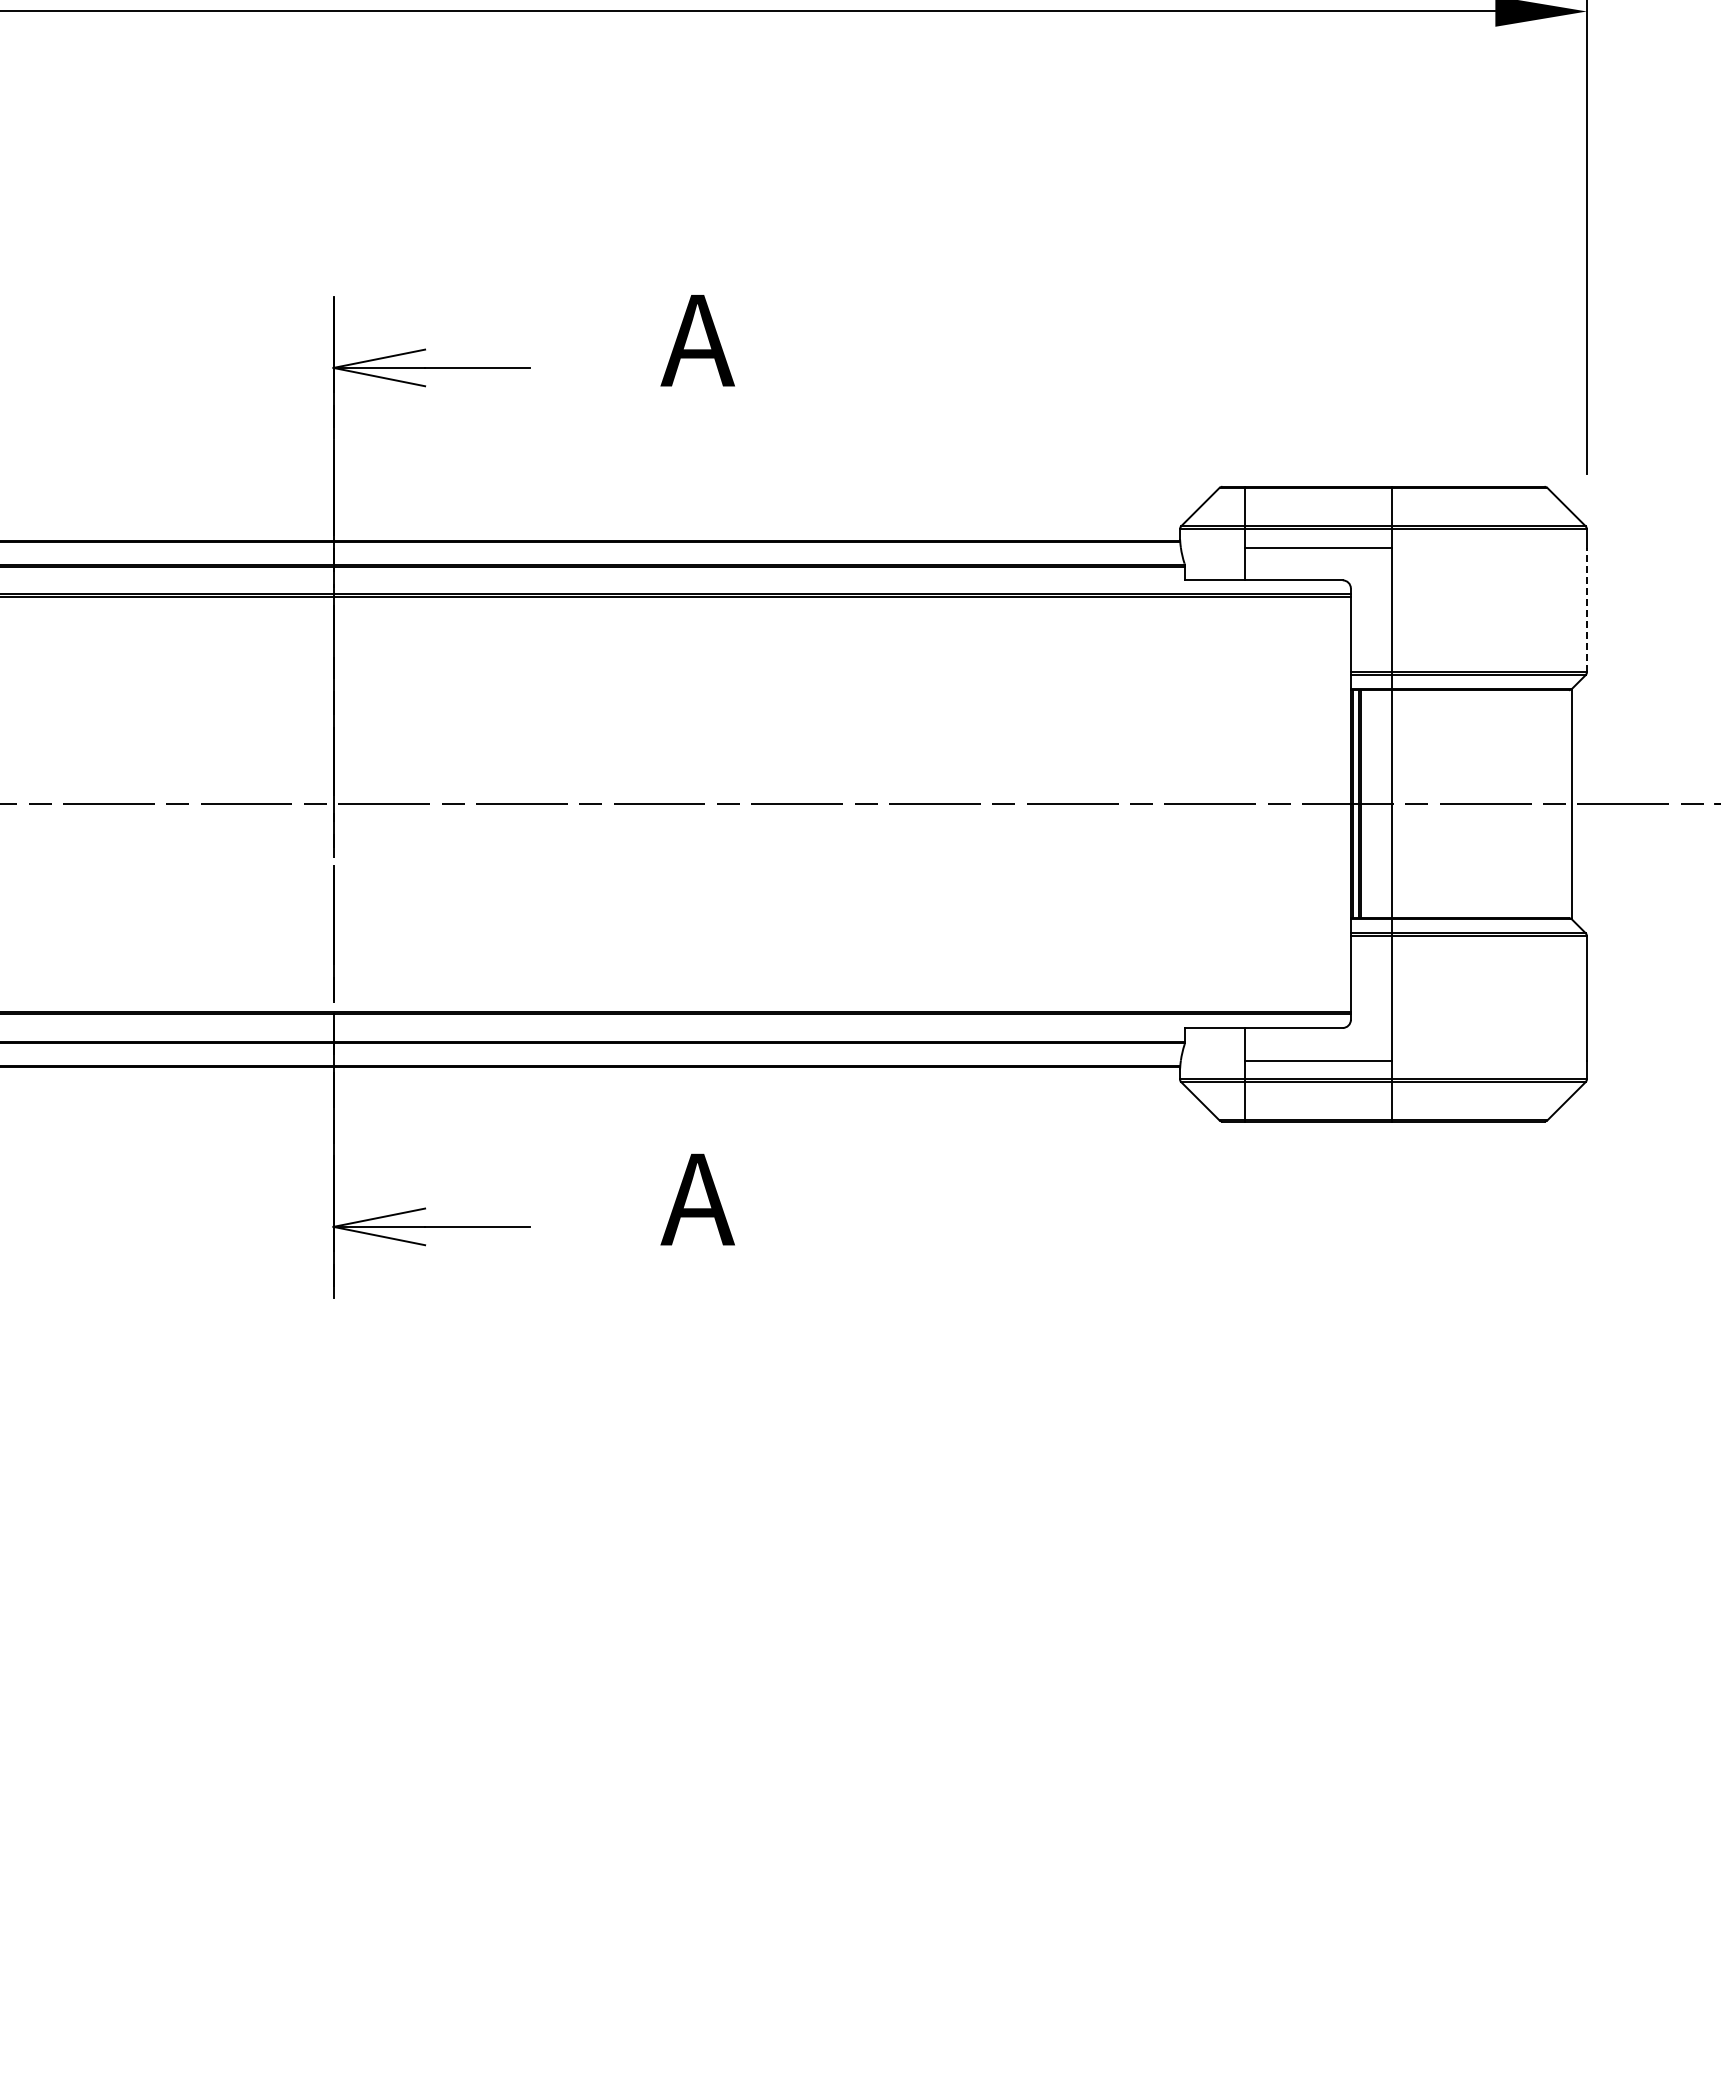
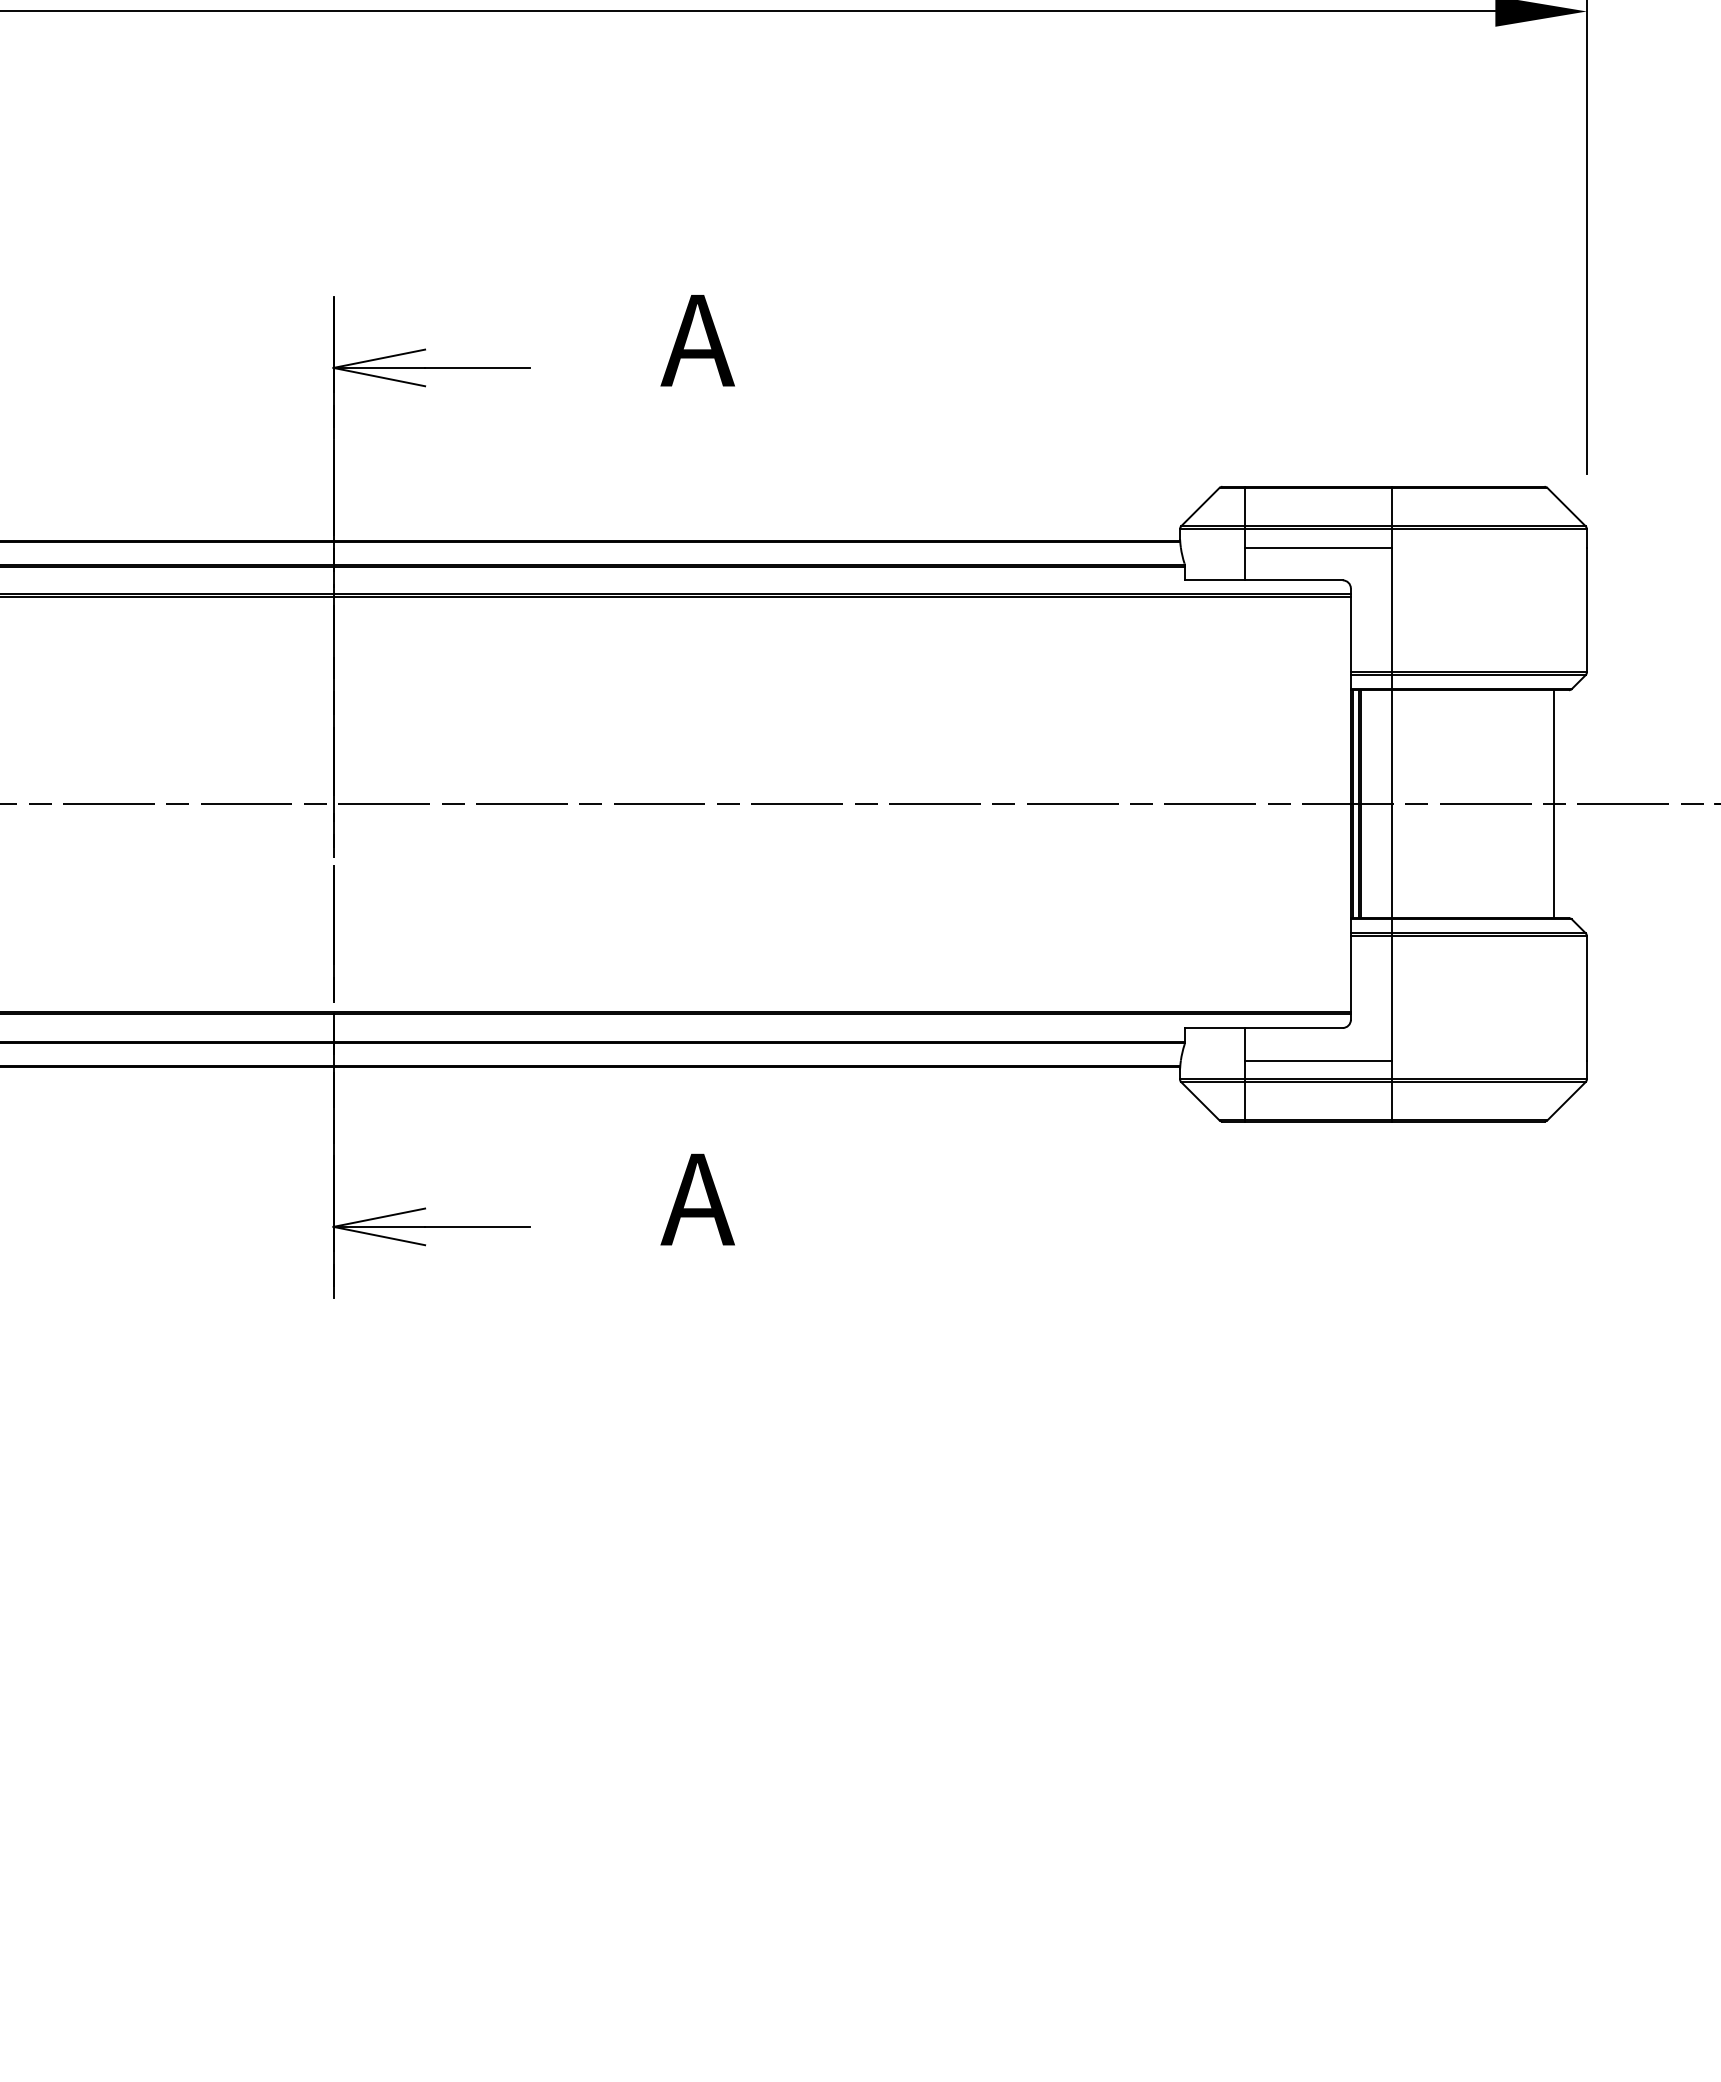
line: dashed -> solid (1586, 609)
line position: (1572, 804) -> (1554, 804) (1554, 804)
